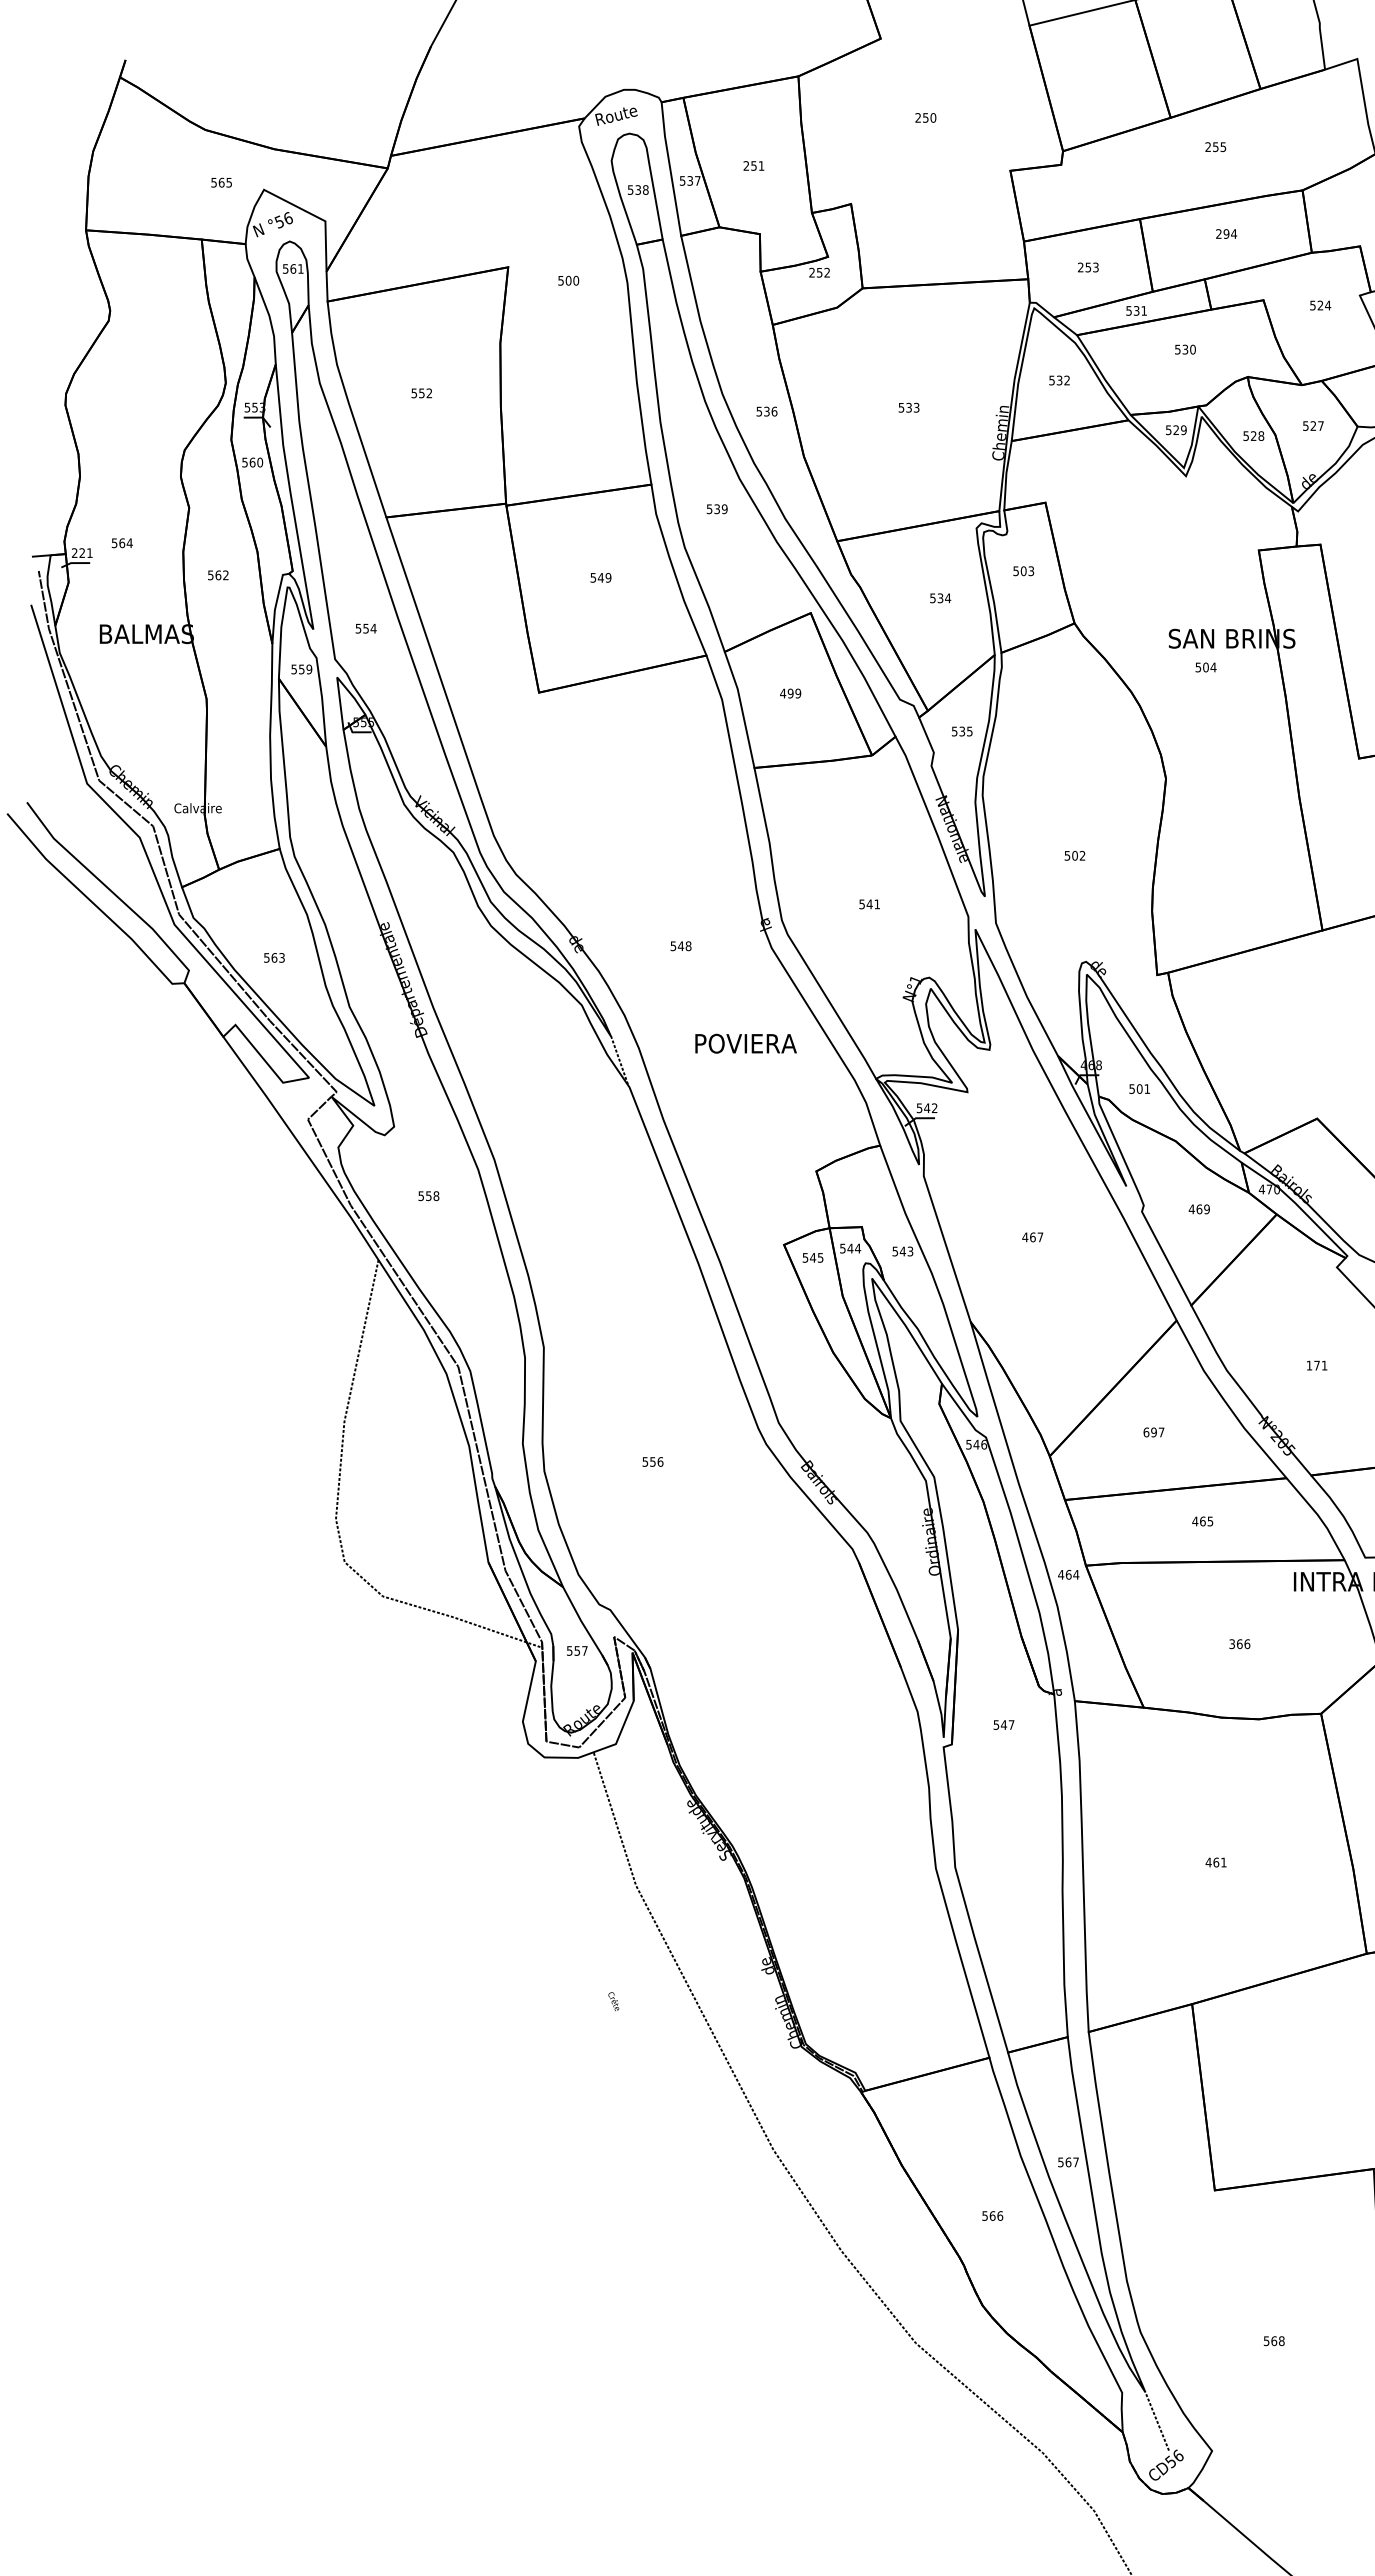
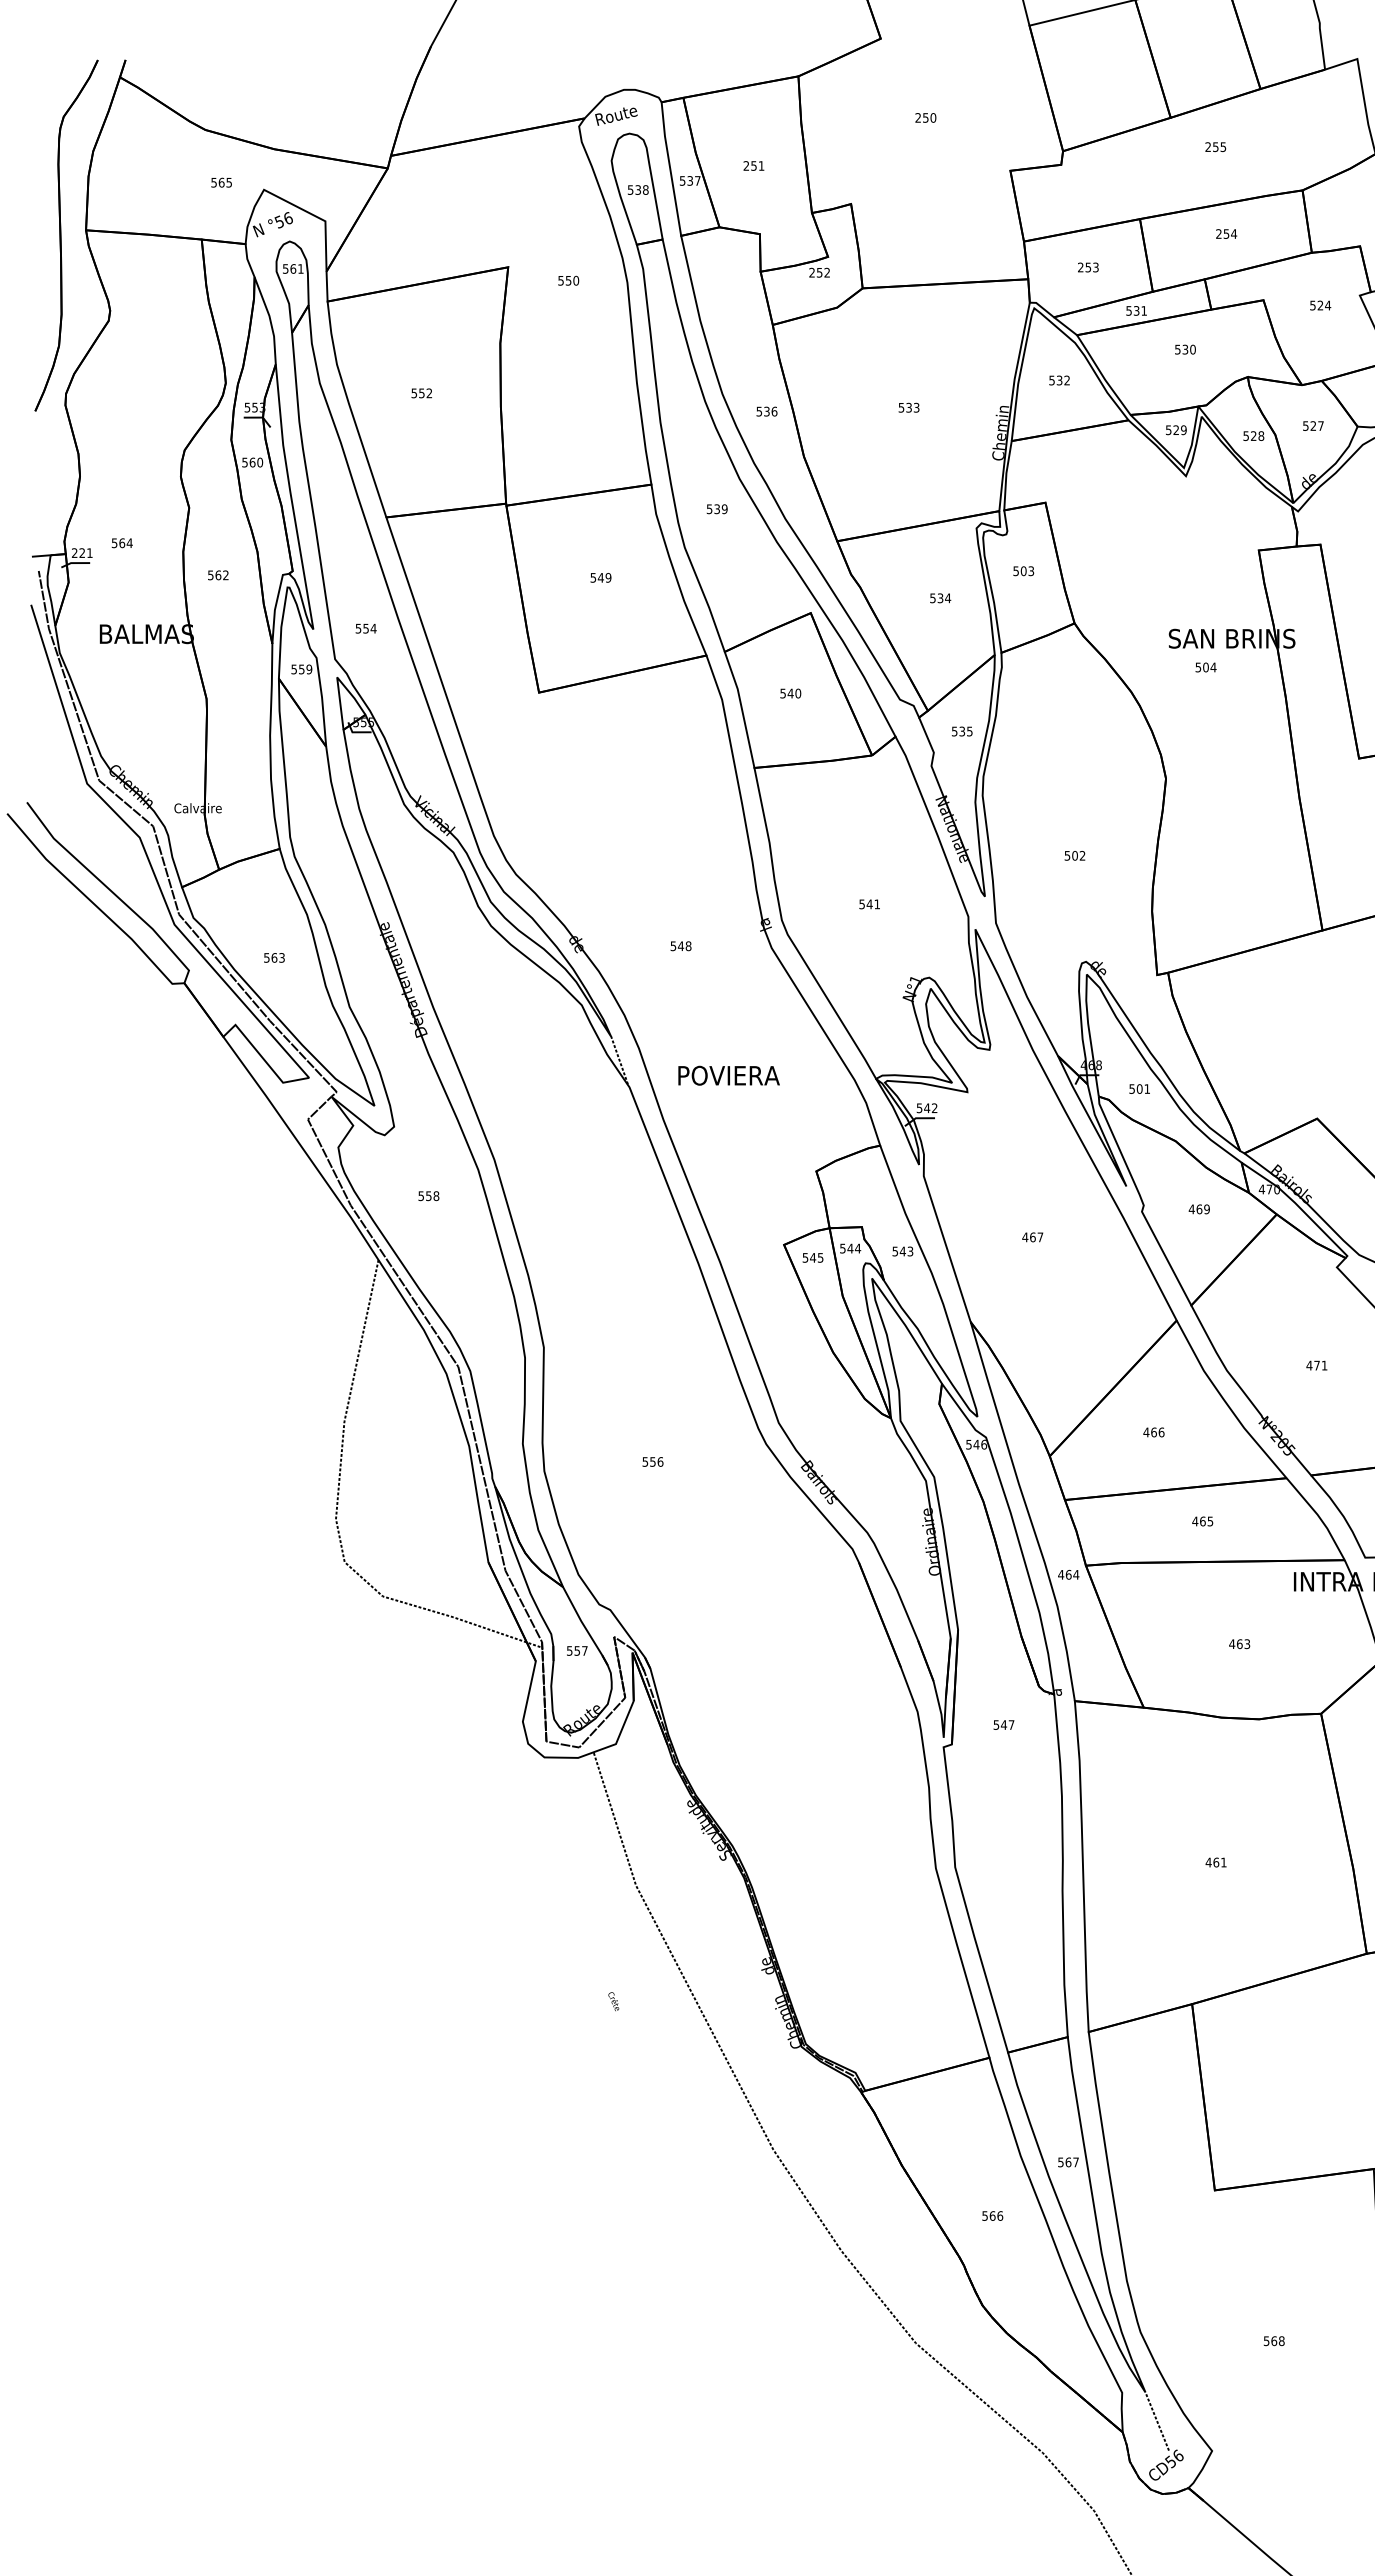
text: 294 -> 254 (1226, 233)
part: none -> present (66, 235)
text: 500 -> 550 (568, 280)
text: 499 -> 540 (790, 693)
text position: (745, 1043) -> (728, 1075) (728, 1075)
text: 171 -> 471 (1309, 1365)
text: 697 -> 466 (1153, 1432)
text: 366 -> 463 (1239, 1644)
